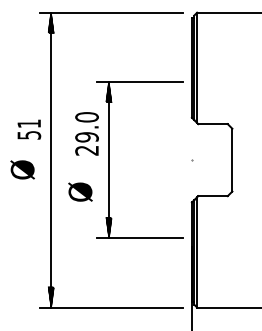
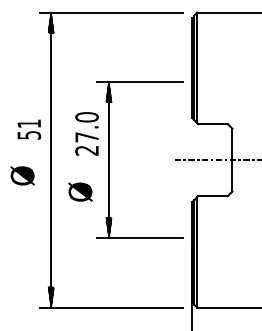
text: 29.0 -> 27.0 (86, 137)
line: none -> present (216, 160)
text position: (22, 169) -> (22, 175) (22, 175)
